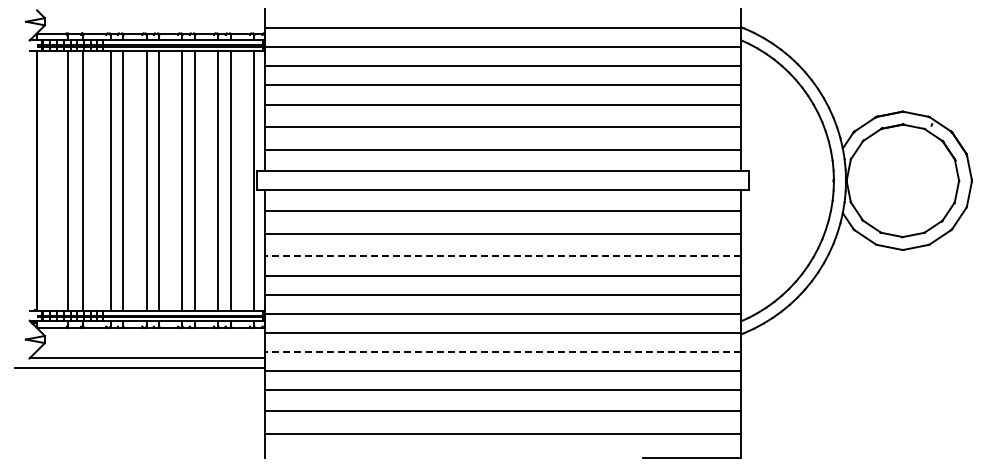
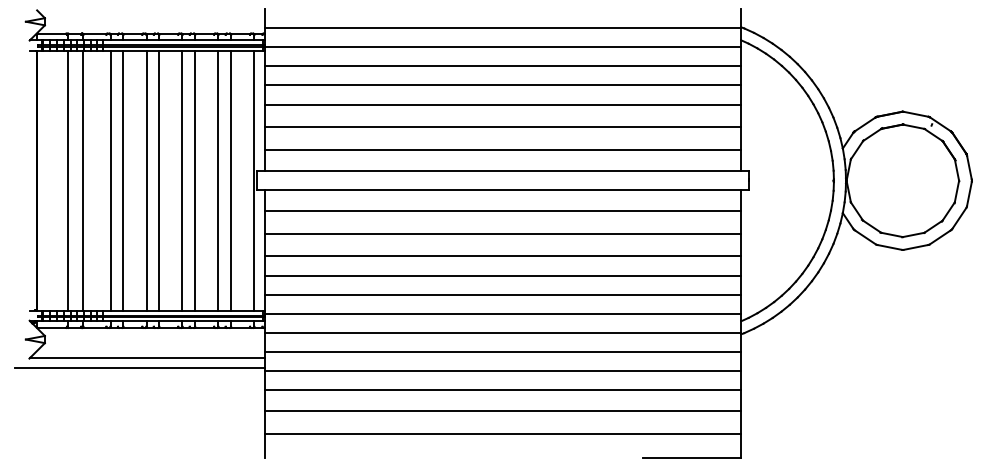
line: dashed -> solid (502, 256)
line: dashed -> solid (502, 352)
